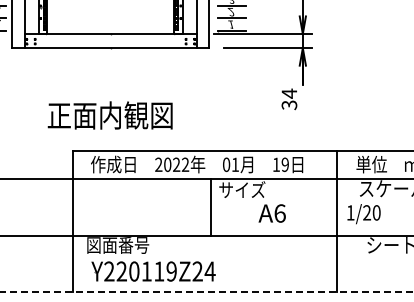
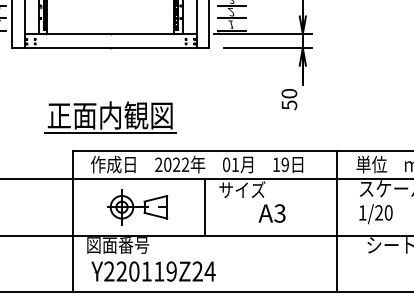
text: 34 -> 50 (289, 98)
line: none -> present (110, 132)
part: none -> present (137, 207)
line position: (210, 207) -> (204, 207) (204, 207)
text: A6 -> A3 (279, 213)
text position: (363, 214) -> (375, 214) (375, 214)
line: dashed -> solid (207, 291)
